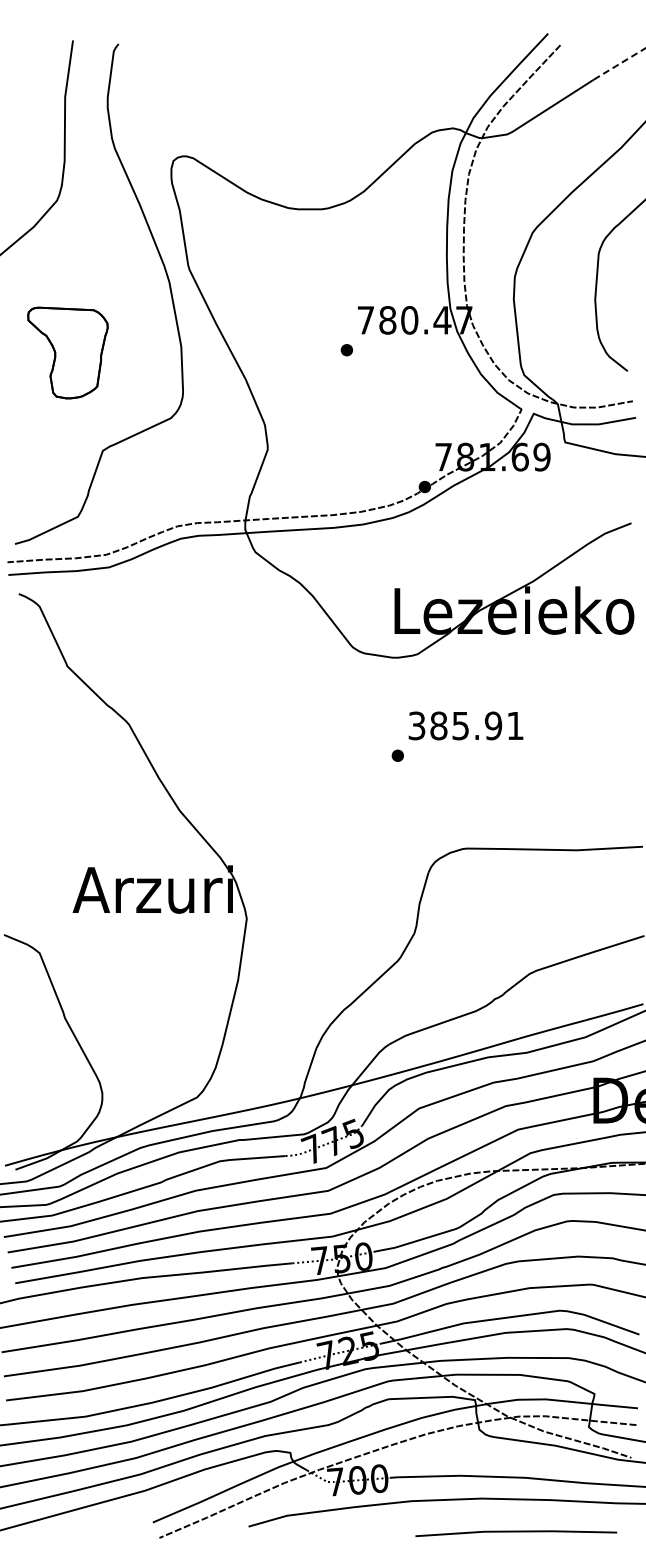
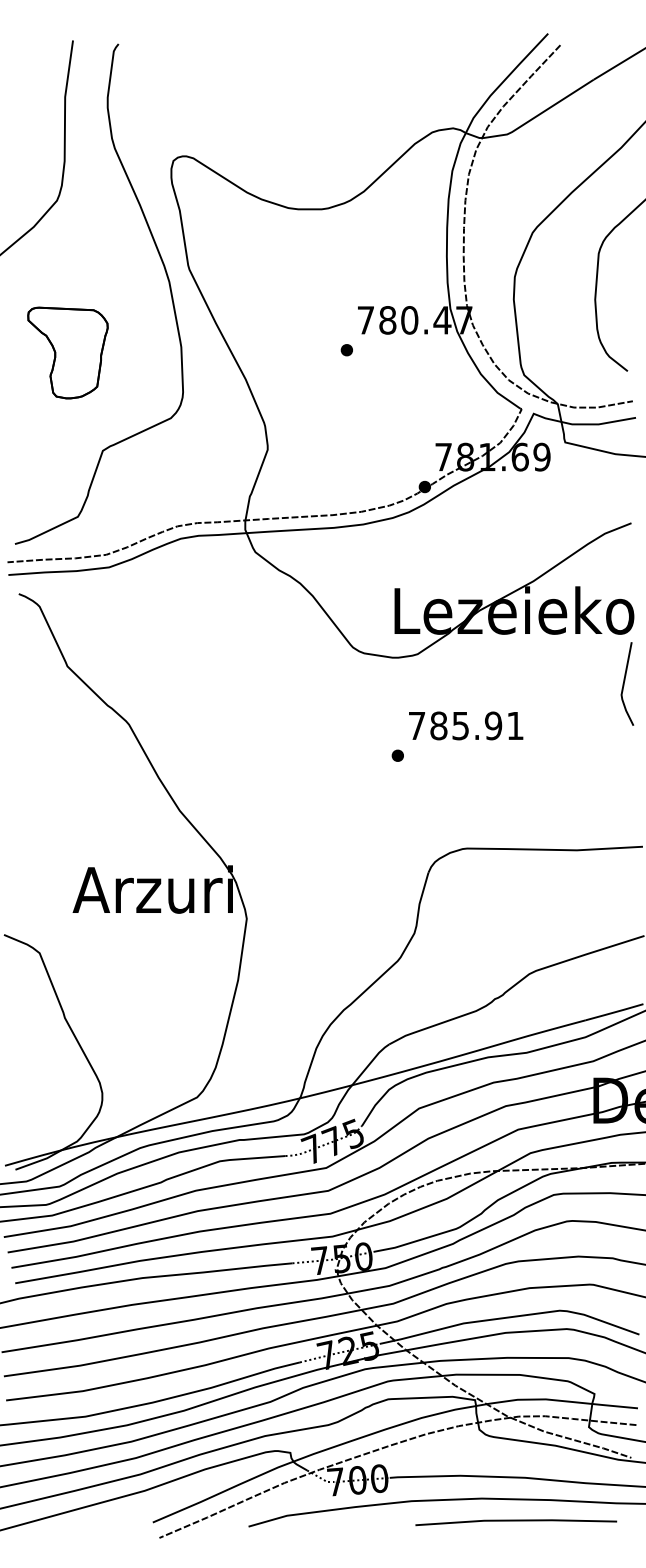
line: dashed -> solid (620, 63)
line: none -> present (625, 681)
text: 385.91 -> 785.91 (416, 725)
line position: (516, 1532) -> (516, 1521) (516, 1521)
